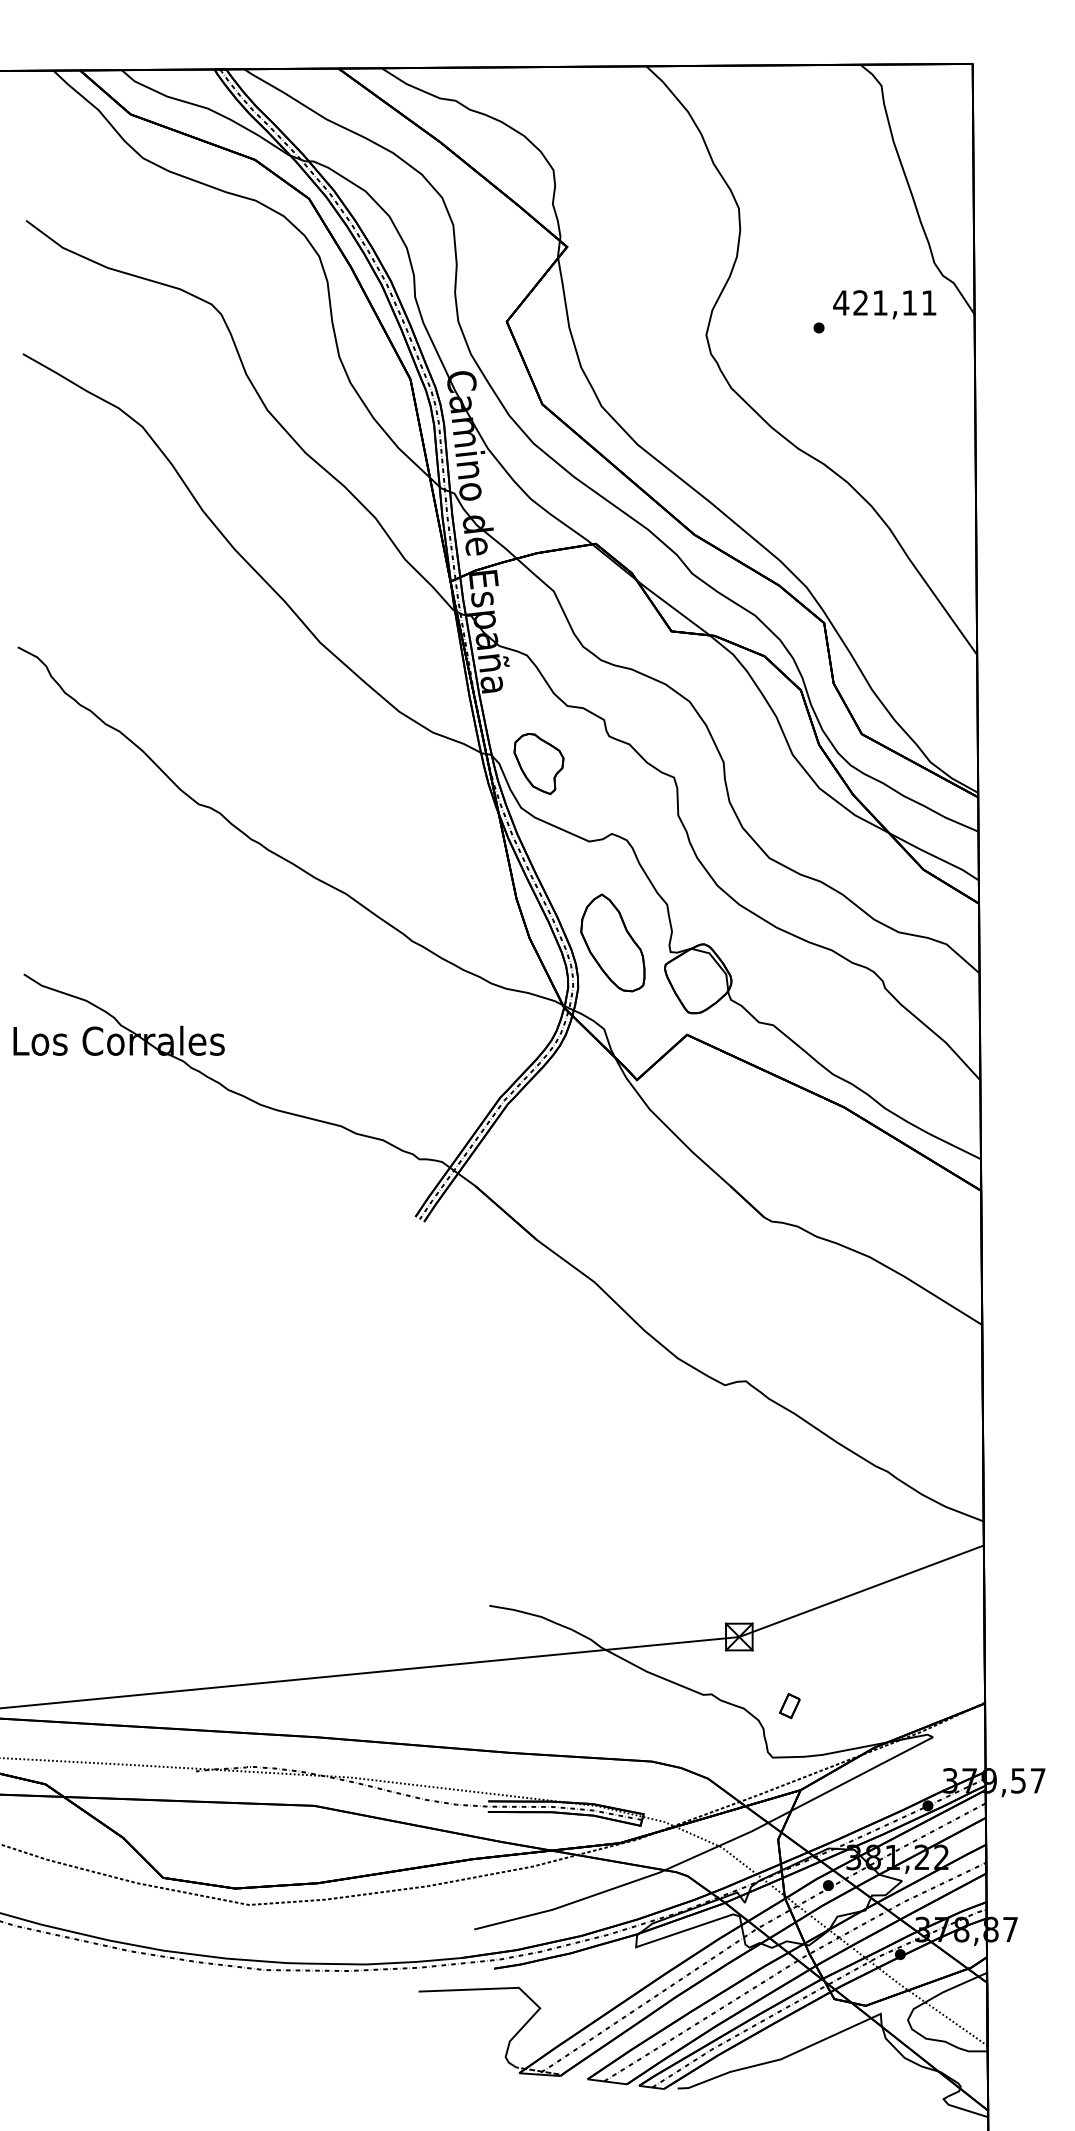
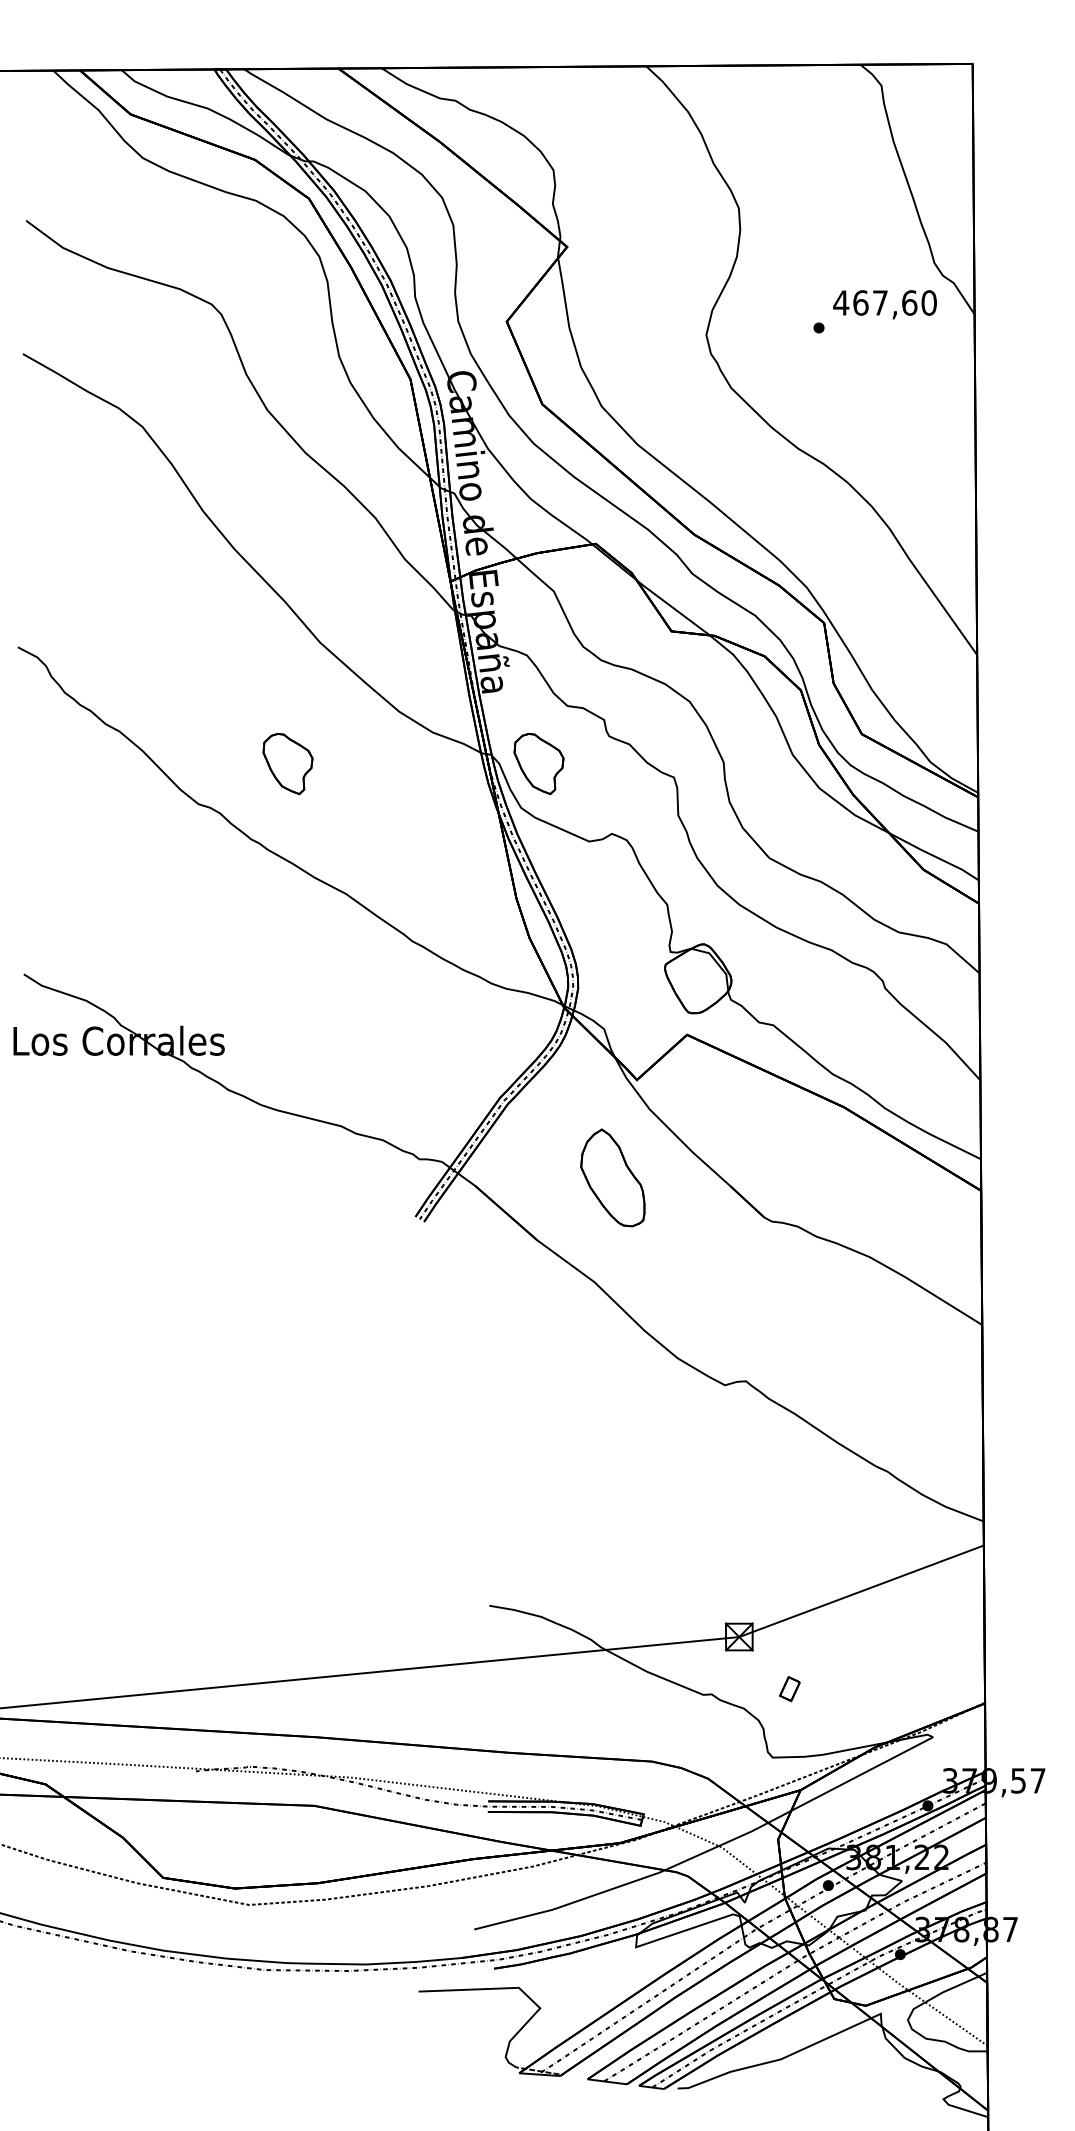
text: 421,11 -> 467,60 (894, 302)
part: none -> present (287, 764)
part position: (612, 942) -> (612, 1177) (612, 1177)
part position: (789, 1706) -> (789, 1689) (789, 1689)
